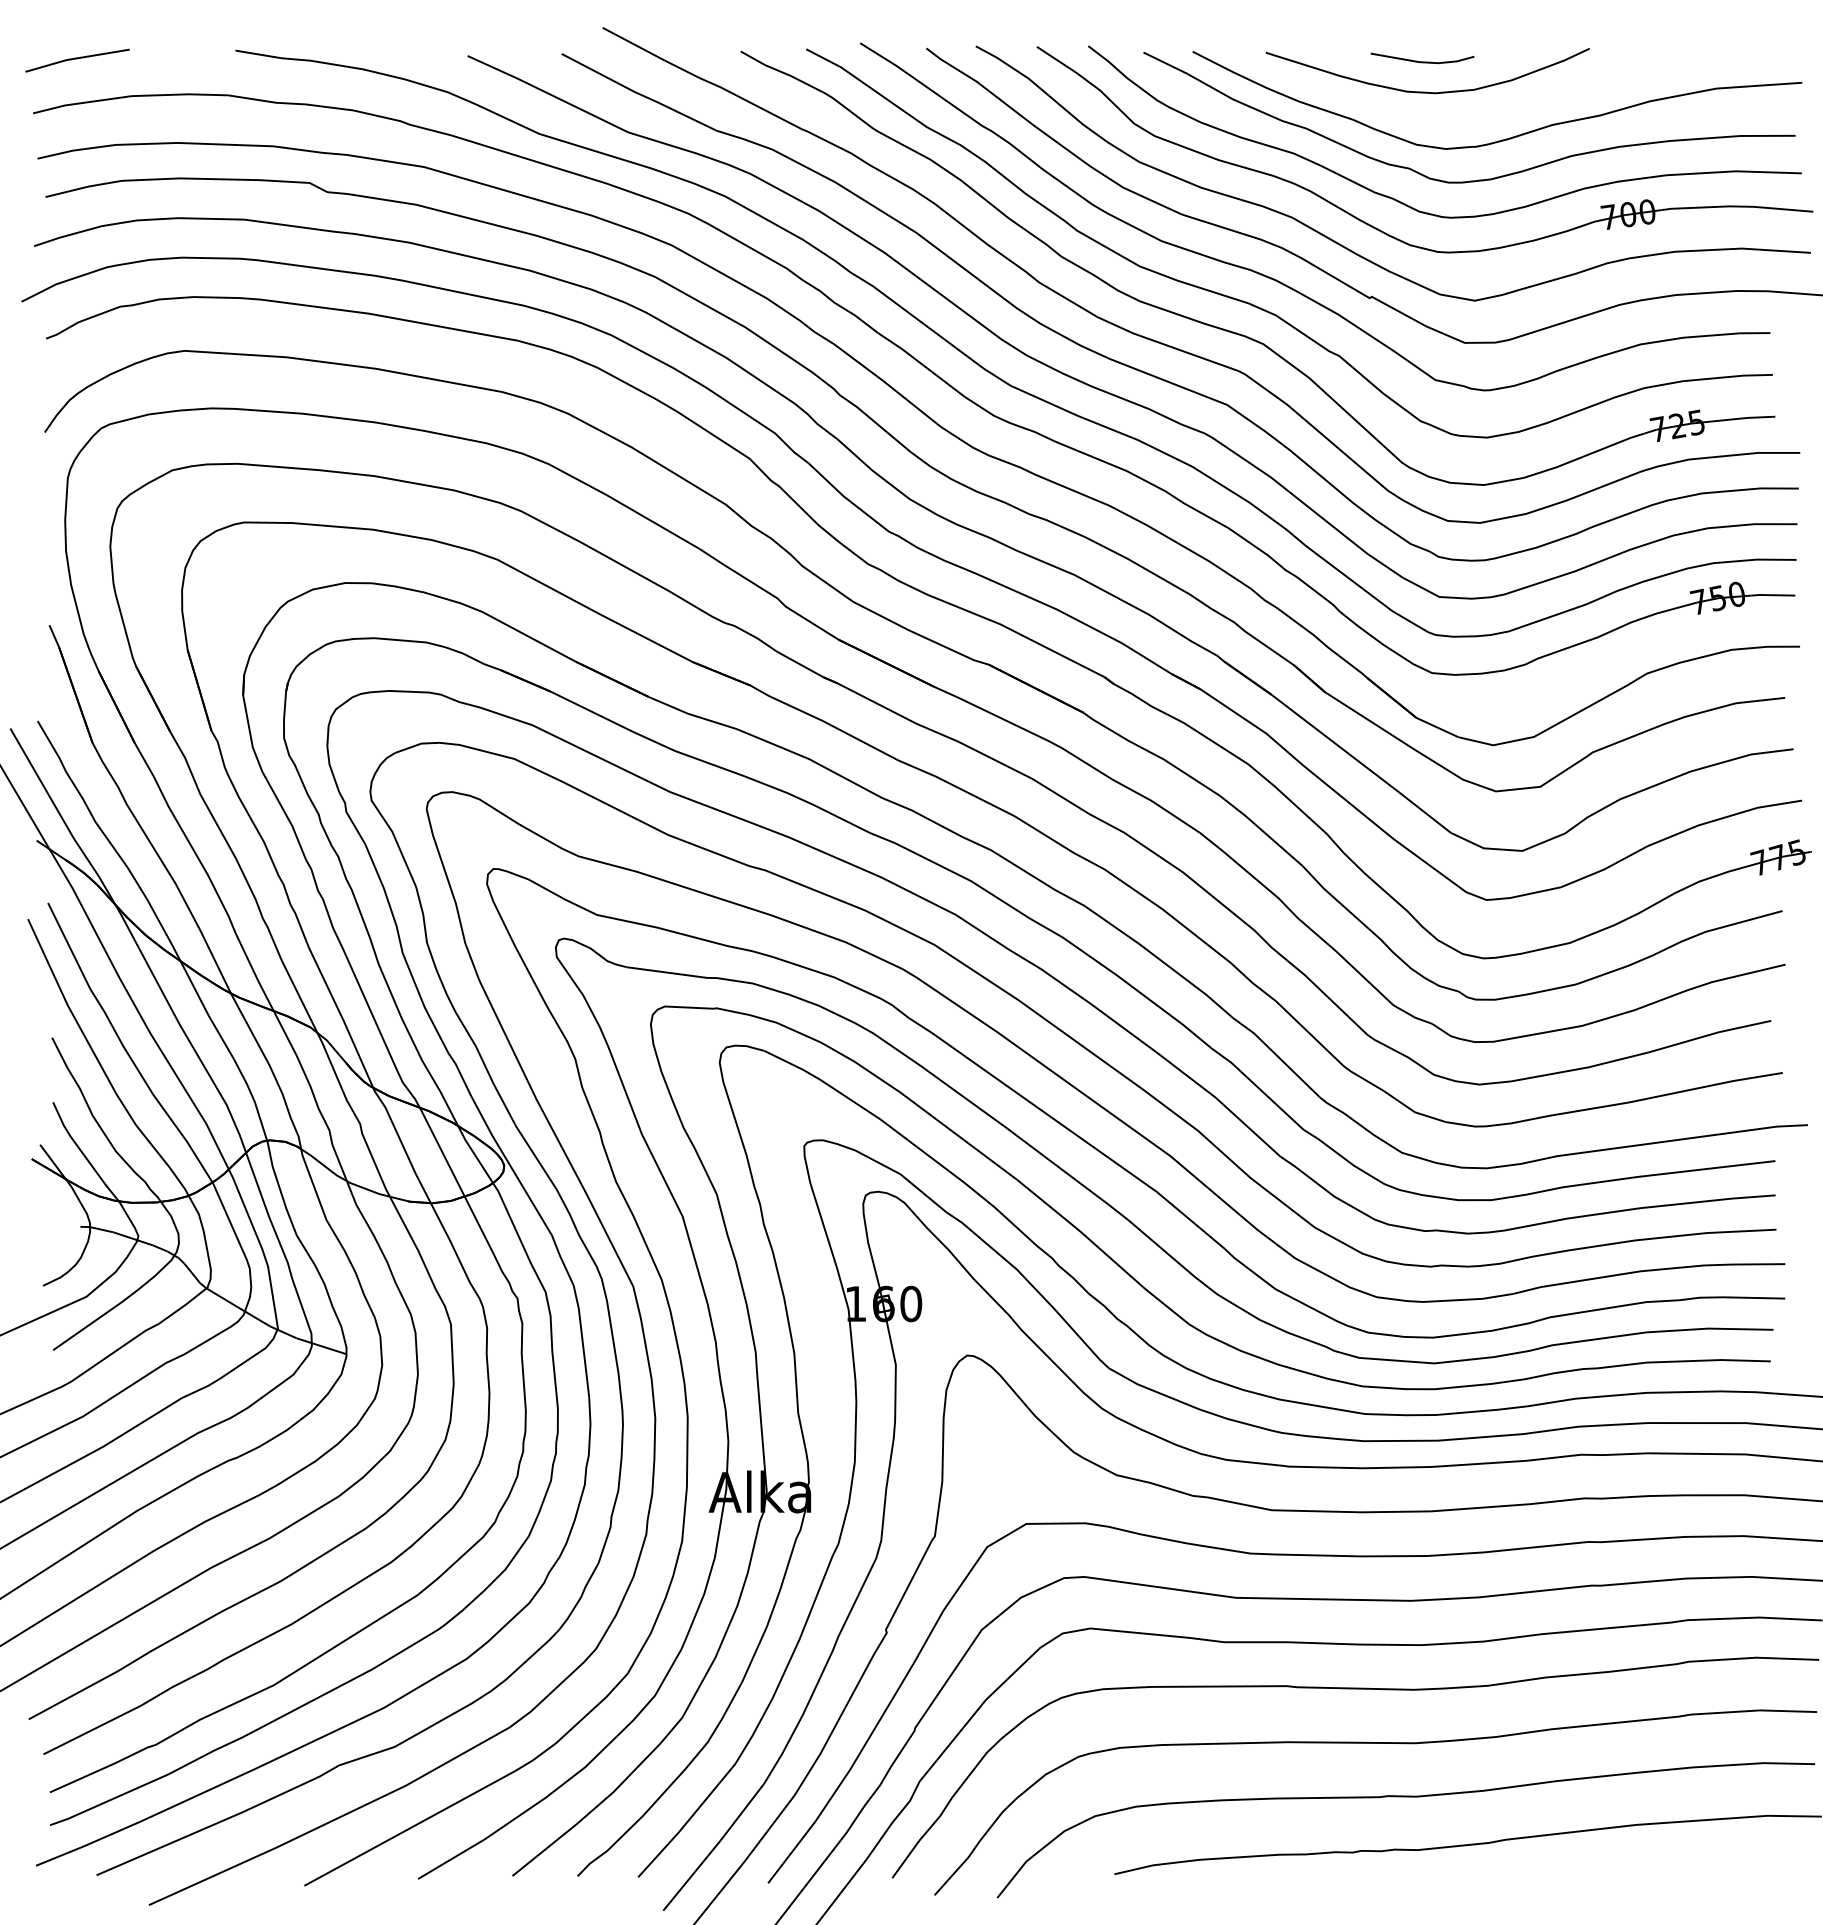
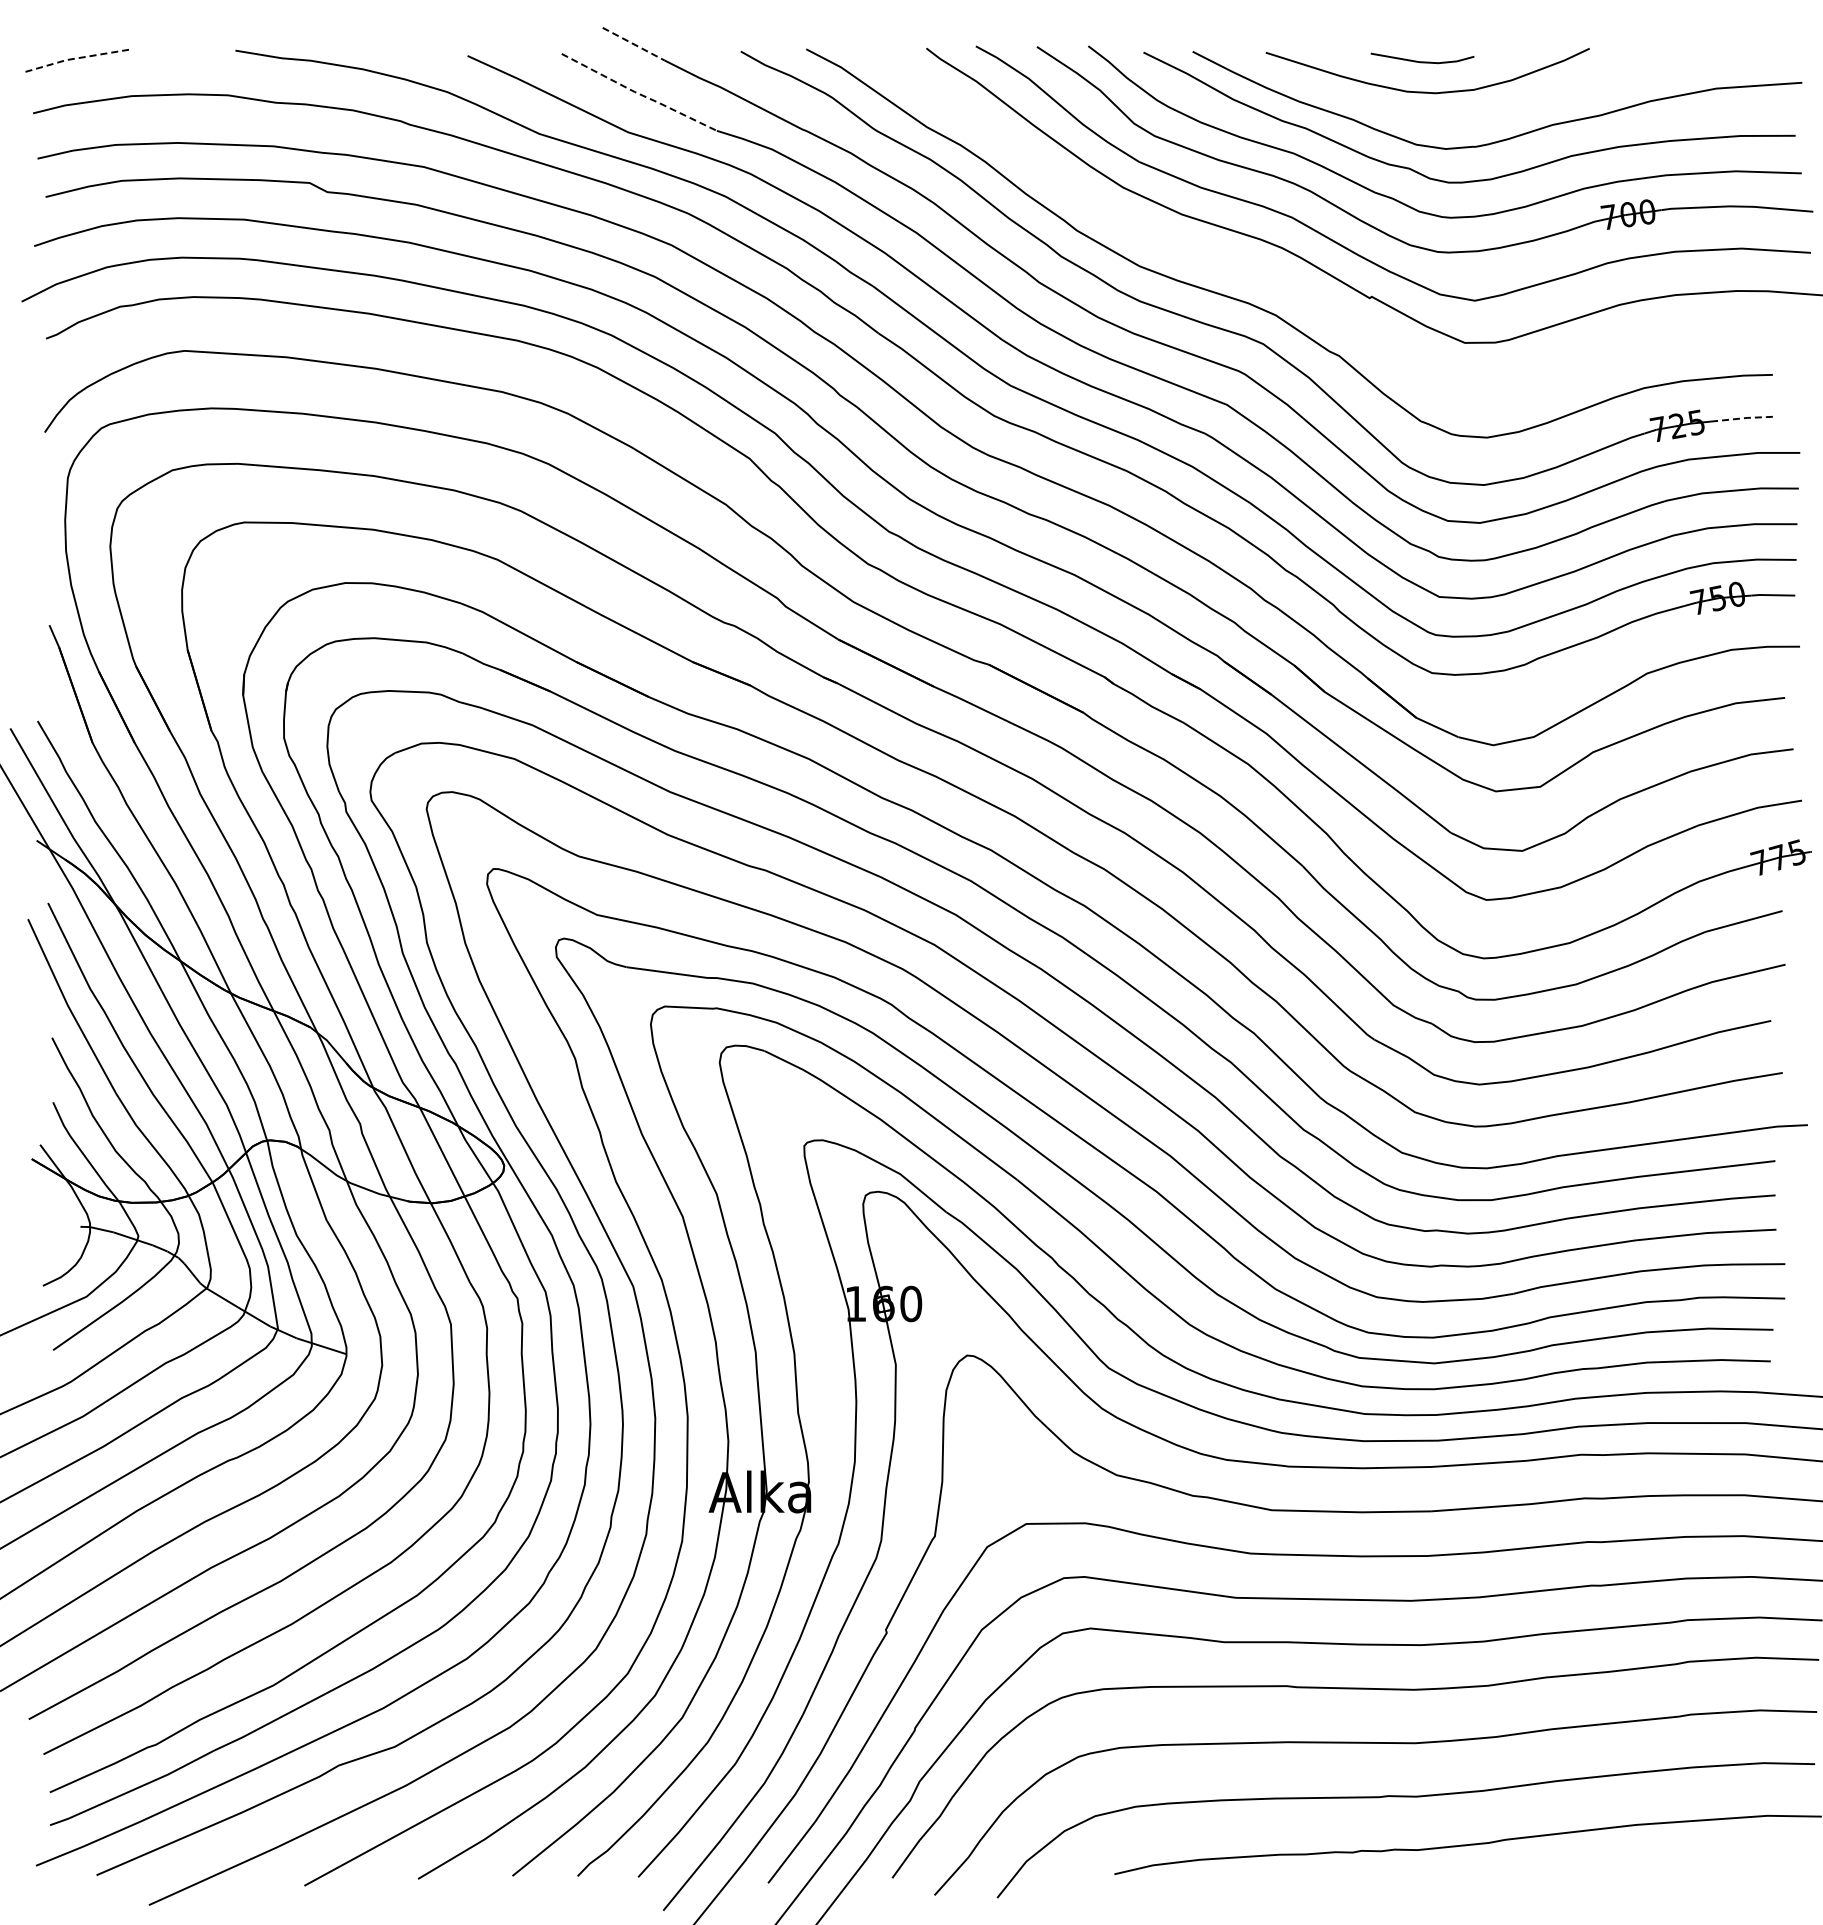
line: solid -> dashed (634, 44)
line: solid -> dashed (77, 58)
line: solid -> dashed (639, 94)
curve: present -> none (1282, 282)
line: solid -> dashed (1744, 418)
